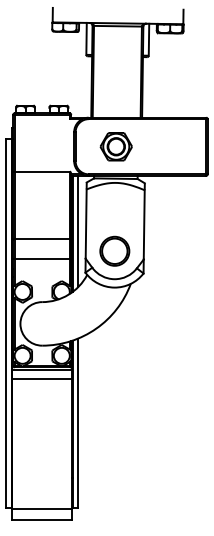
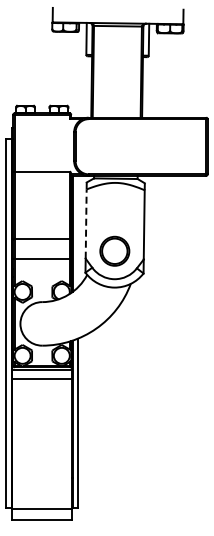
part: present -> none (115, 146)
line: solid -> dashed (86, 224)
line: present -> none (78, 231)
